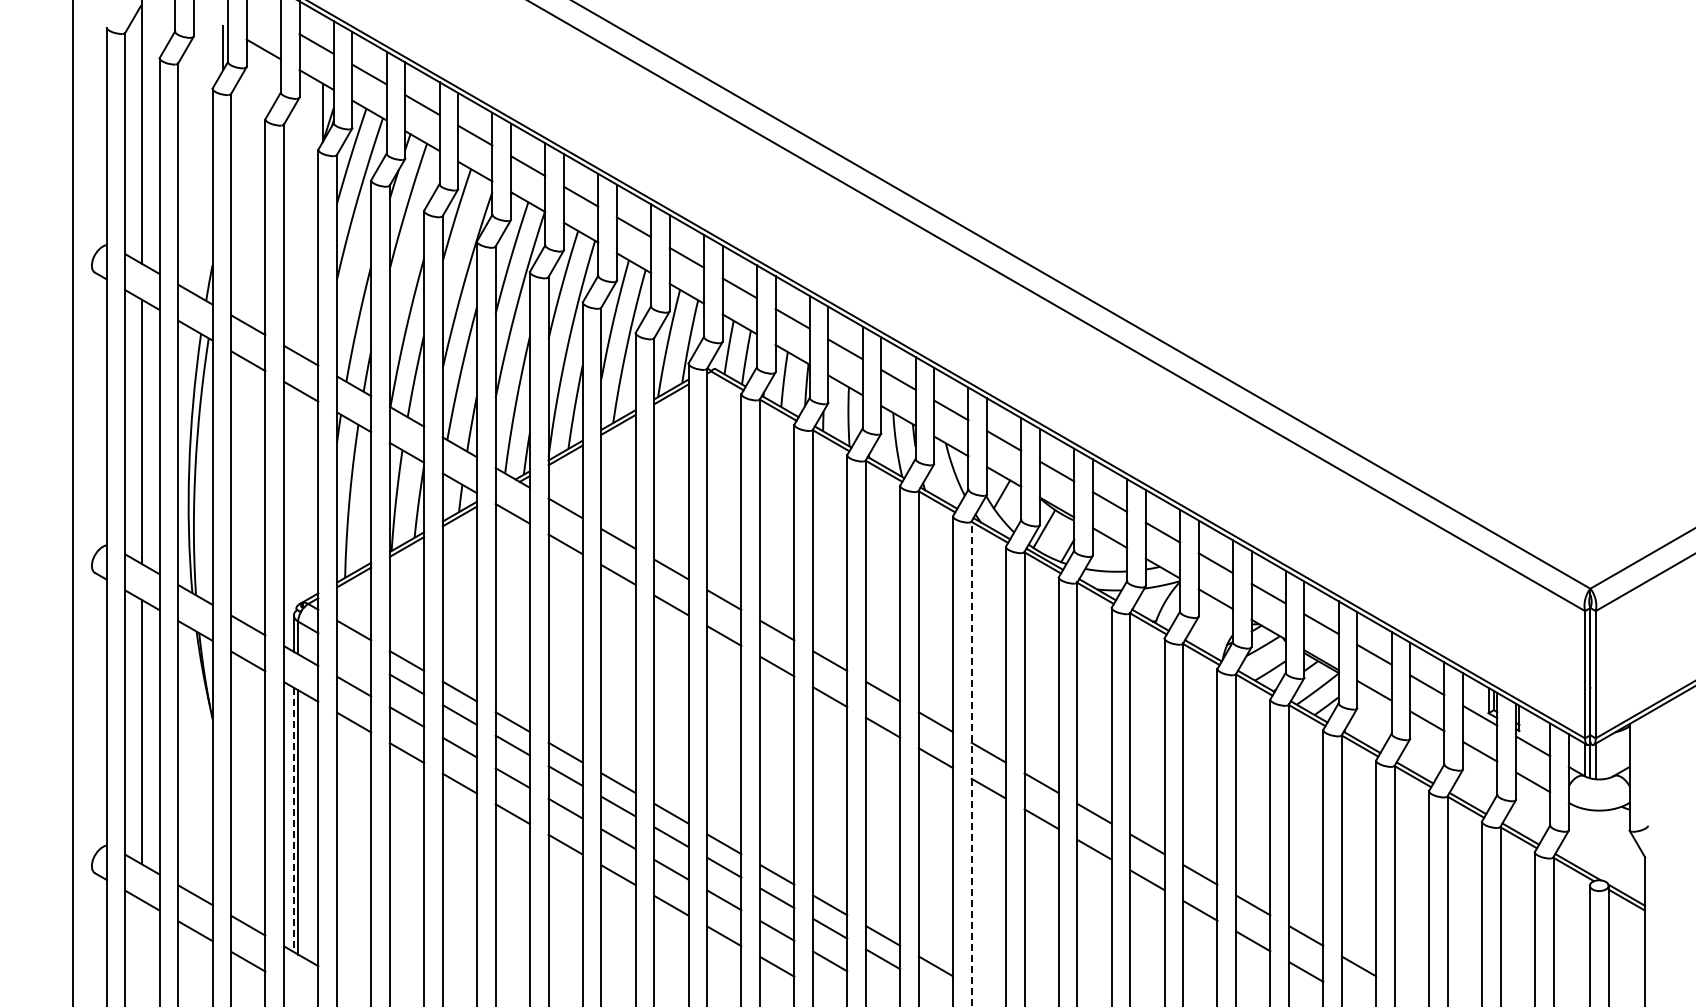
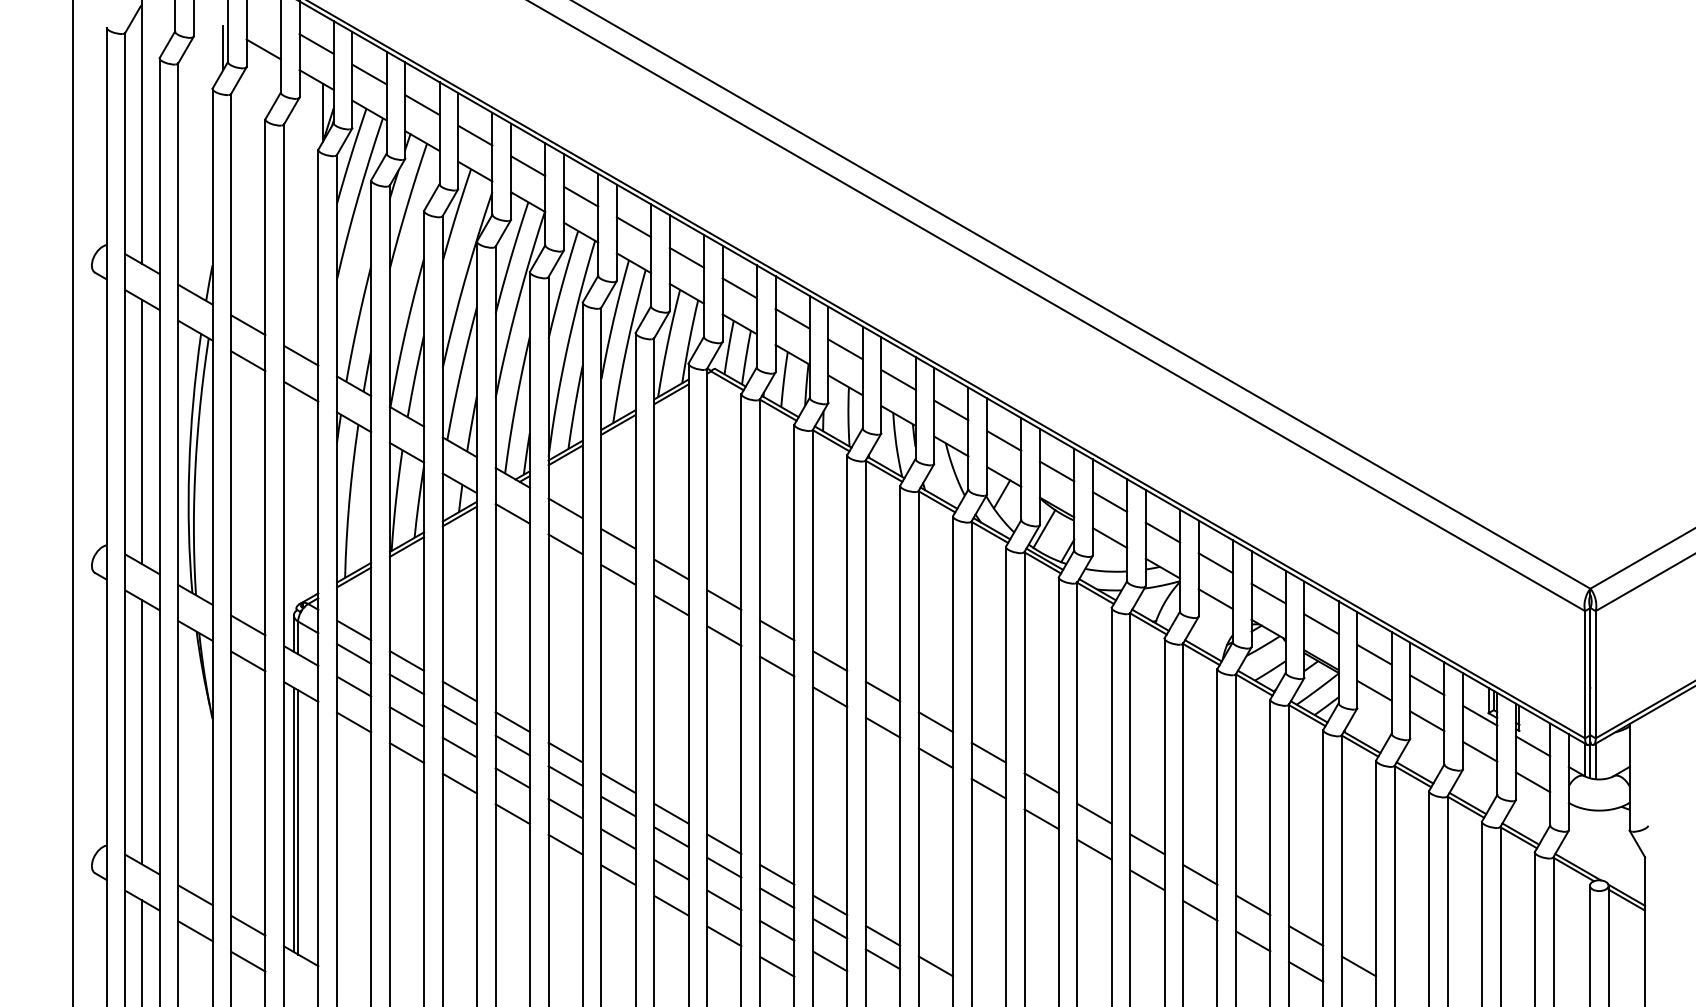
line: none -> present (354, 653)
line: dashed -> solid (971, 763)
line: dashed -> solid (293, 820)
line: none -> present (142, 951)
